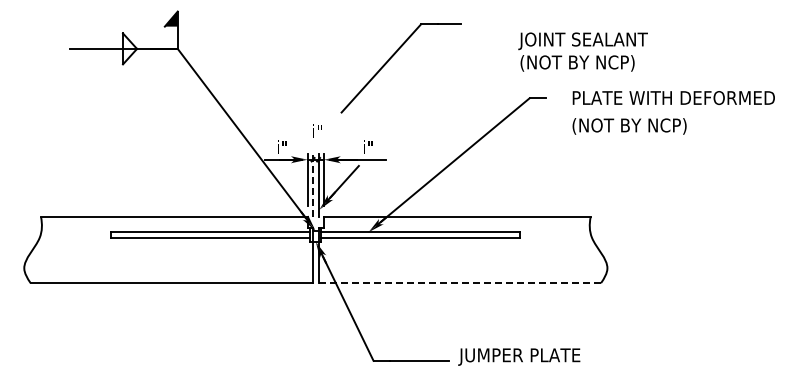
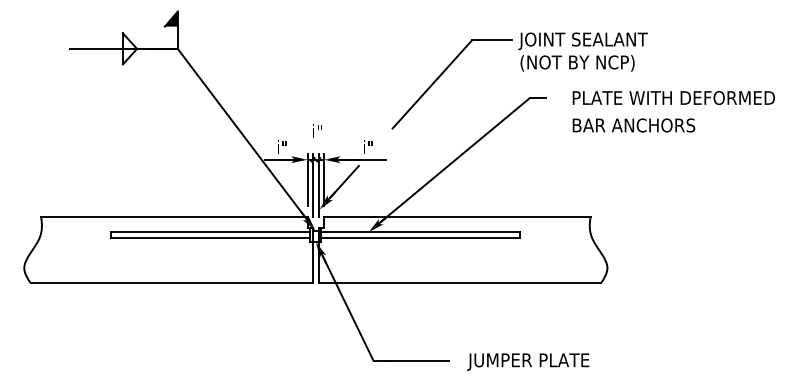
part position: (391, 58) -> (442, 74) (442, 74)
text: (NOT BY NCP) -> BAR ANCHORS (633, 126)
line: dashed -> solid (313, 185)
line: dashed -> solid (459, 283)
text position: (519, 356) -> (528, 361) (528, 361)
